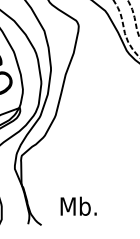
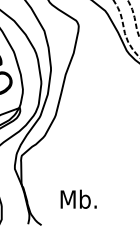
text position: (78, 205) -> (78, 198) (78, 198)
